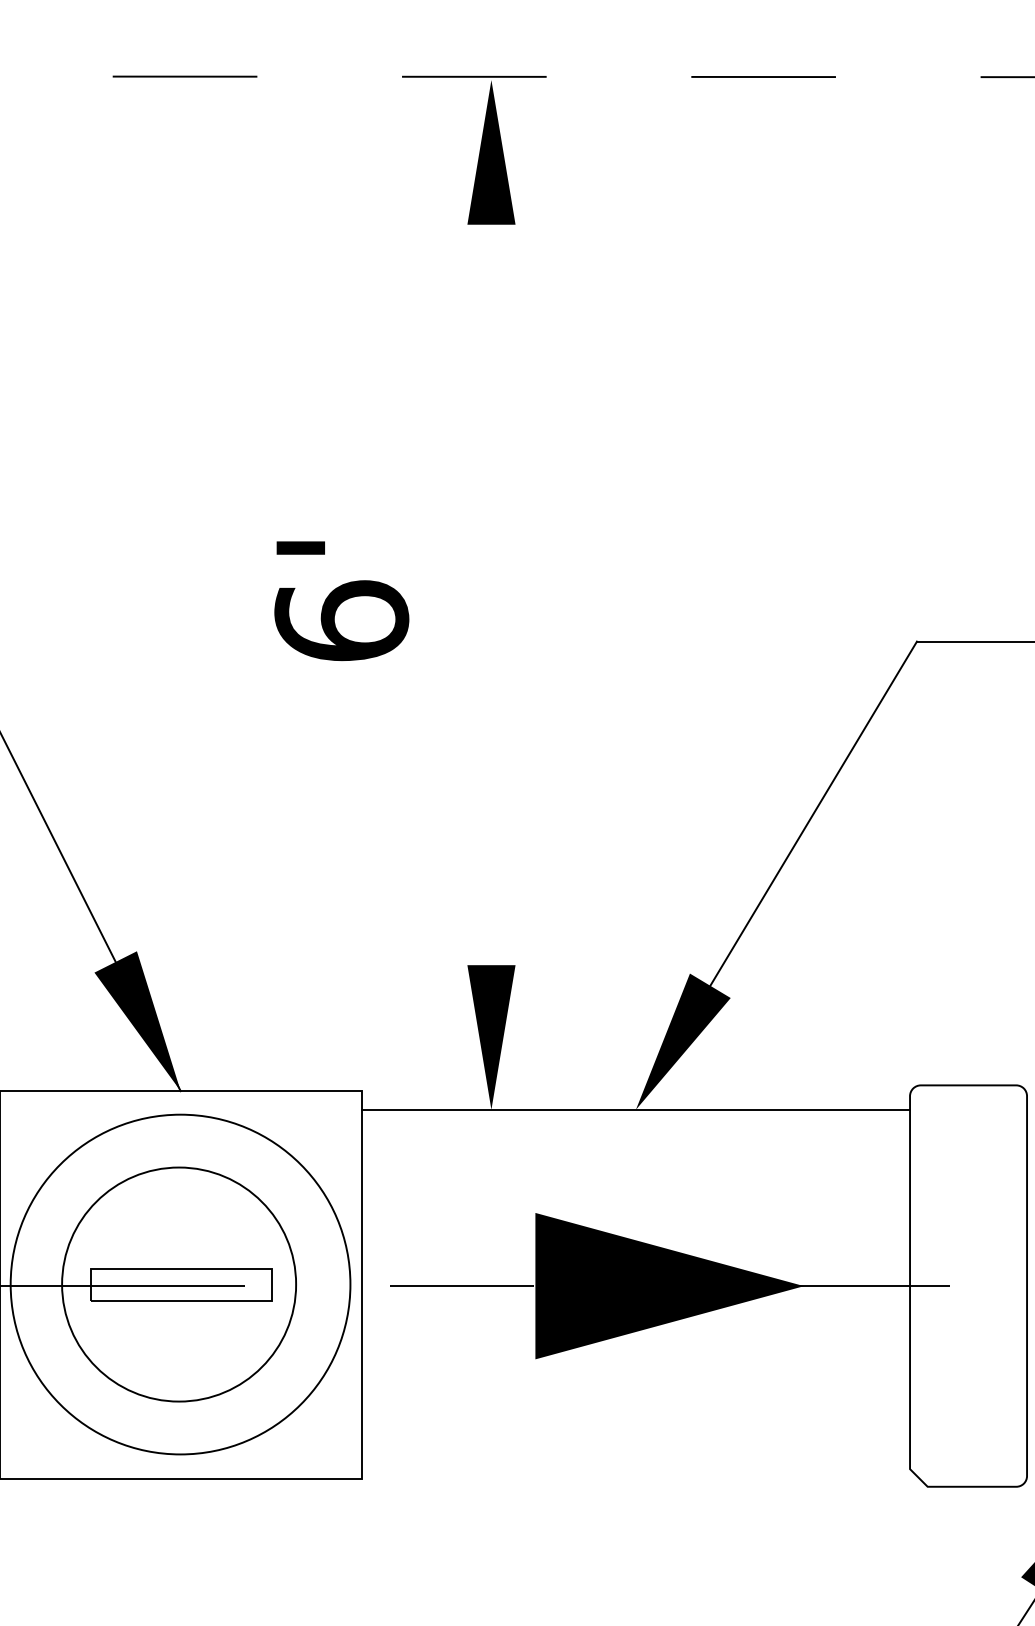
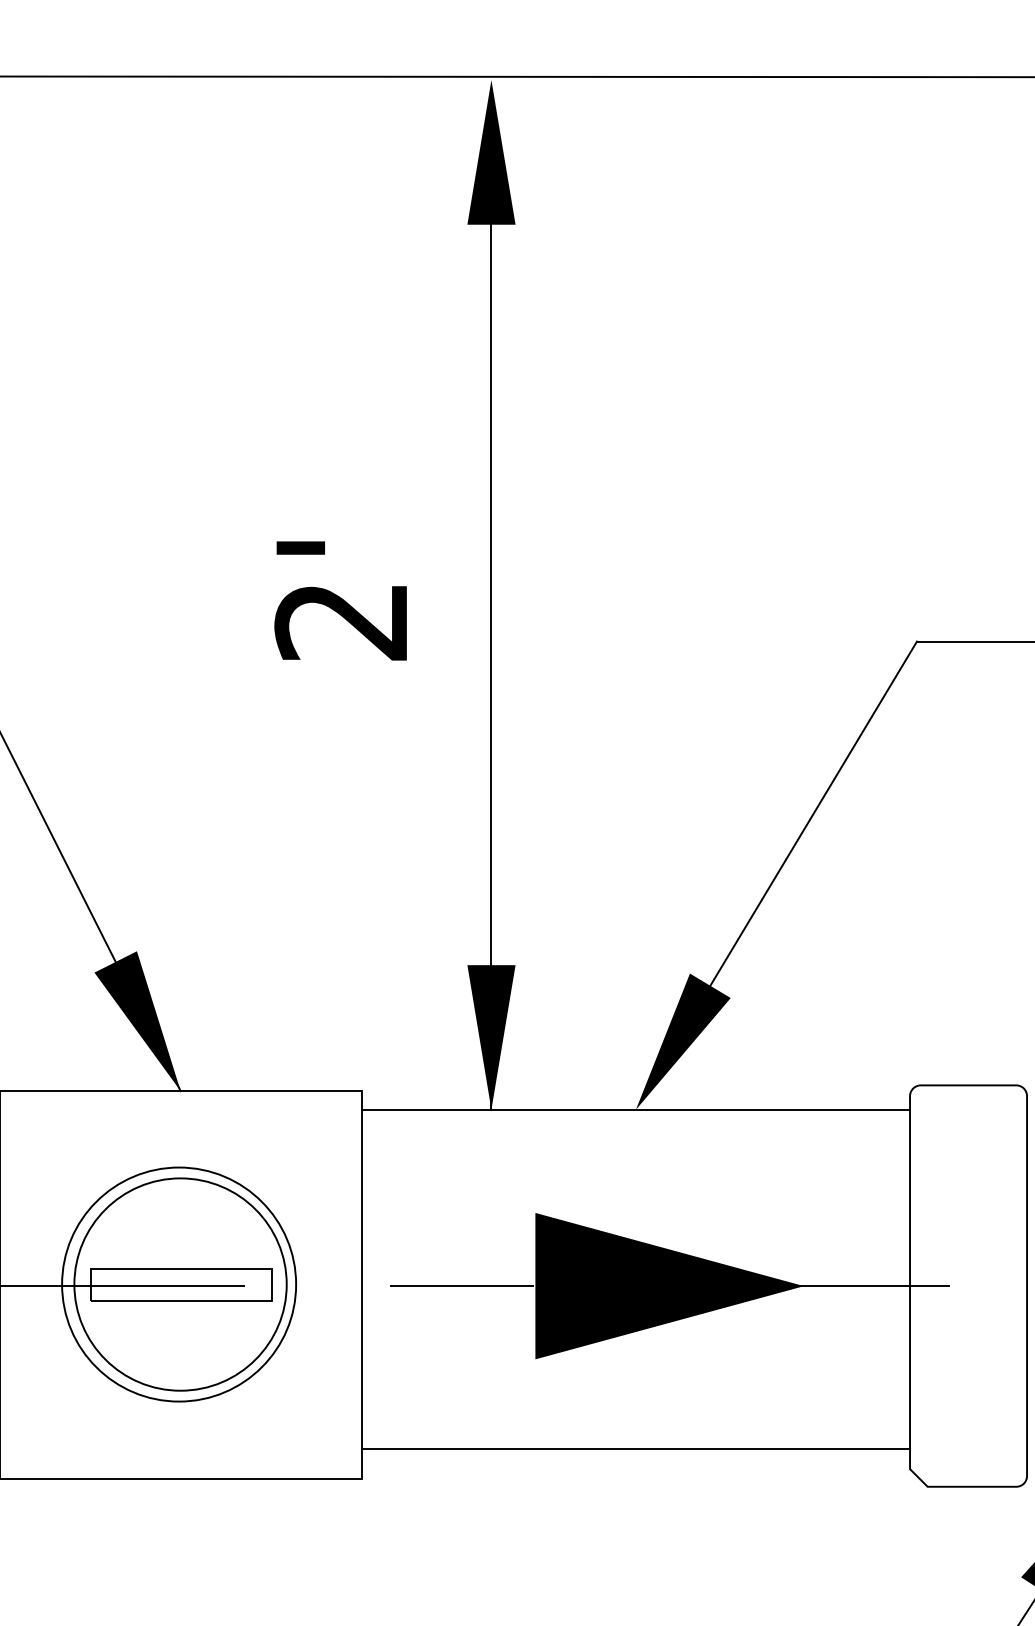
line: dashed -> solid (517, 76)
text: 6' -> 2' (341, 620)
line: none -> present (491, 666)
circle diameter: 340 px -> 212 px (180, 1284)
line: none -> present (635, 1449)
